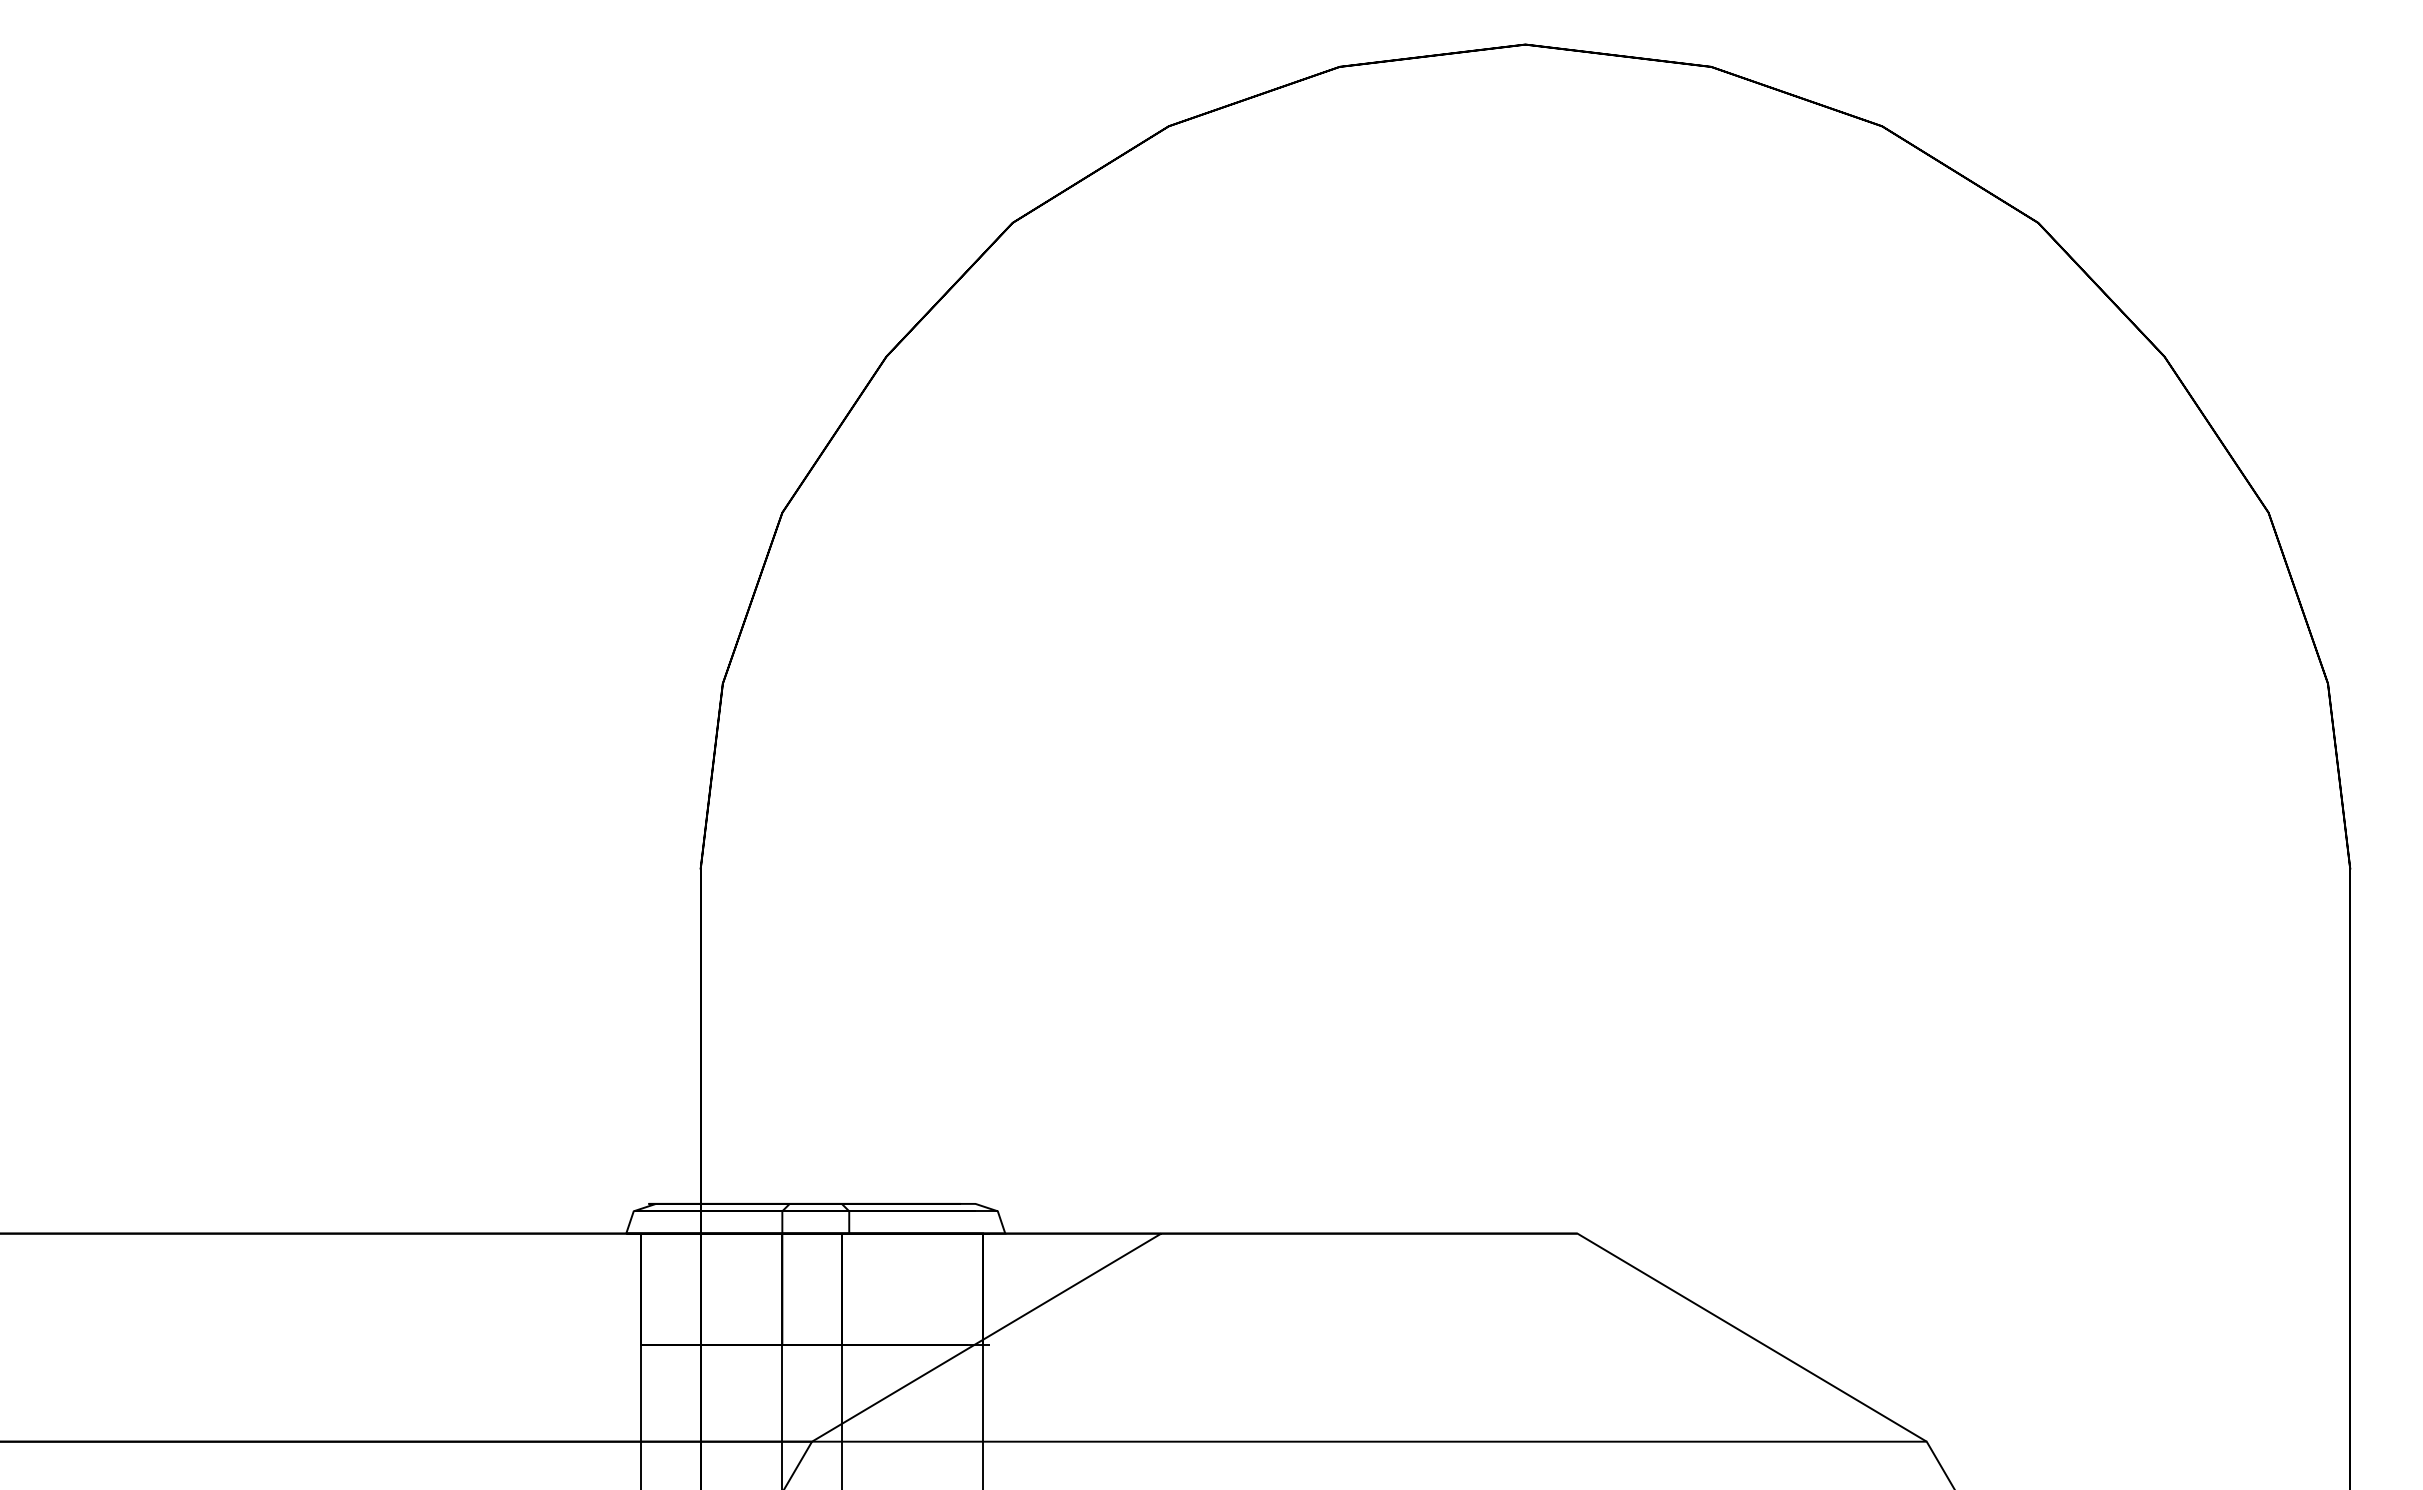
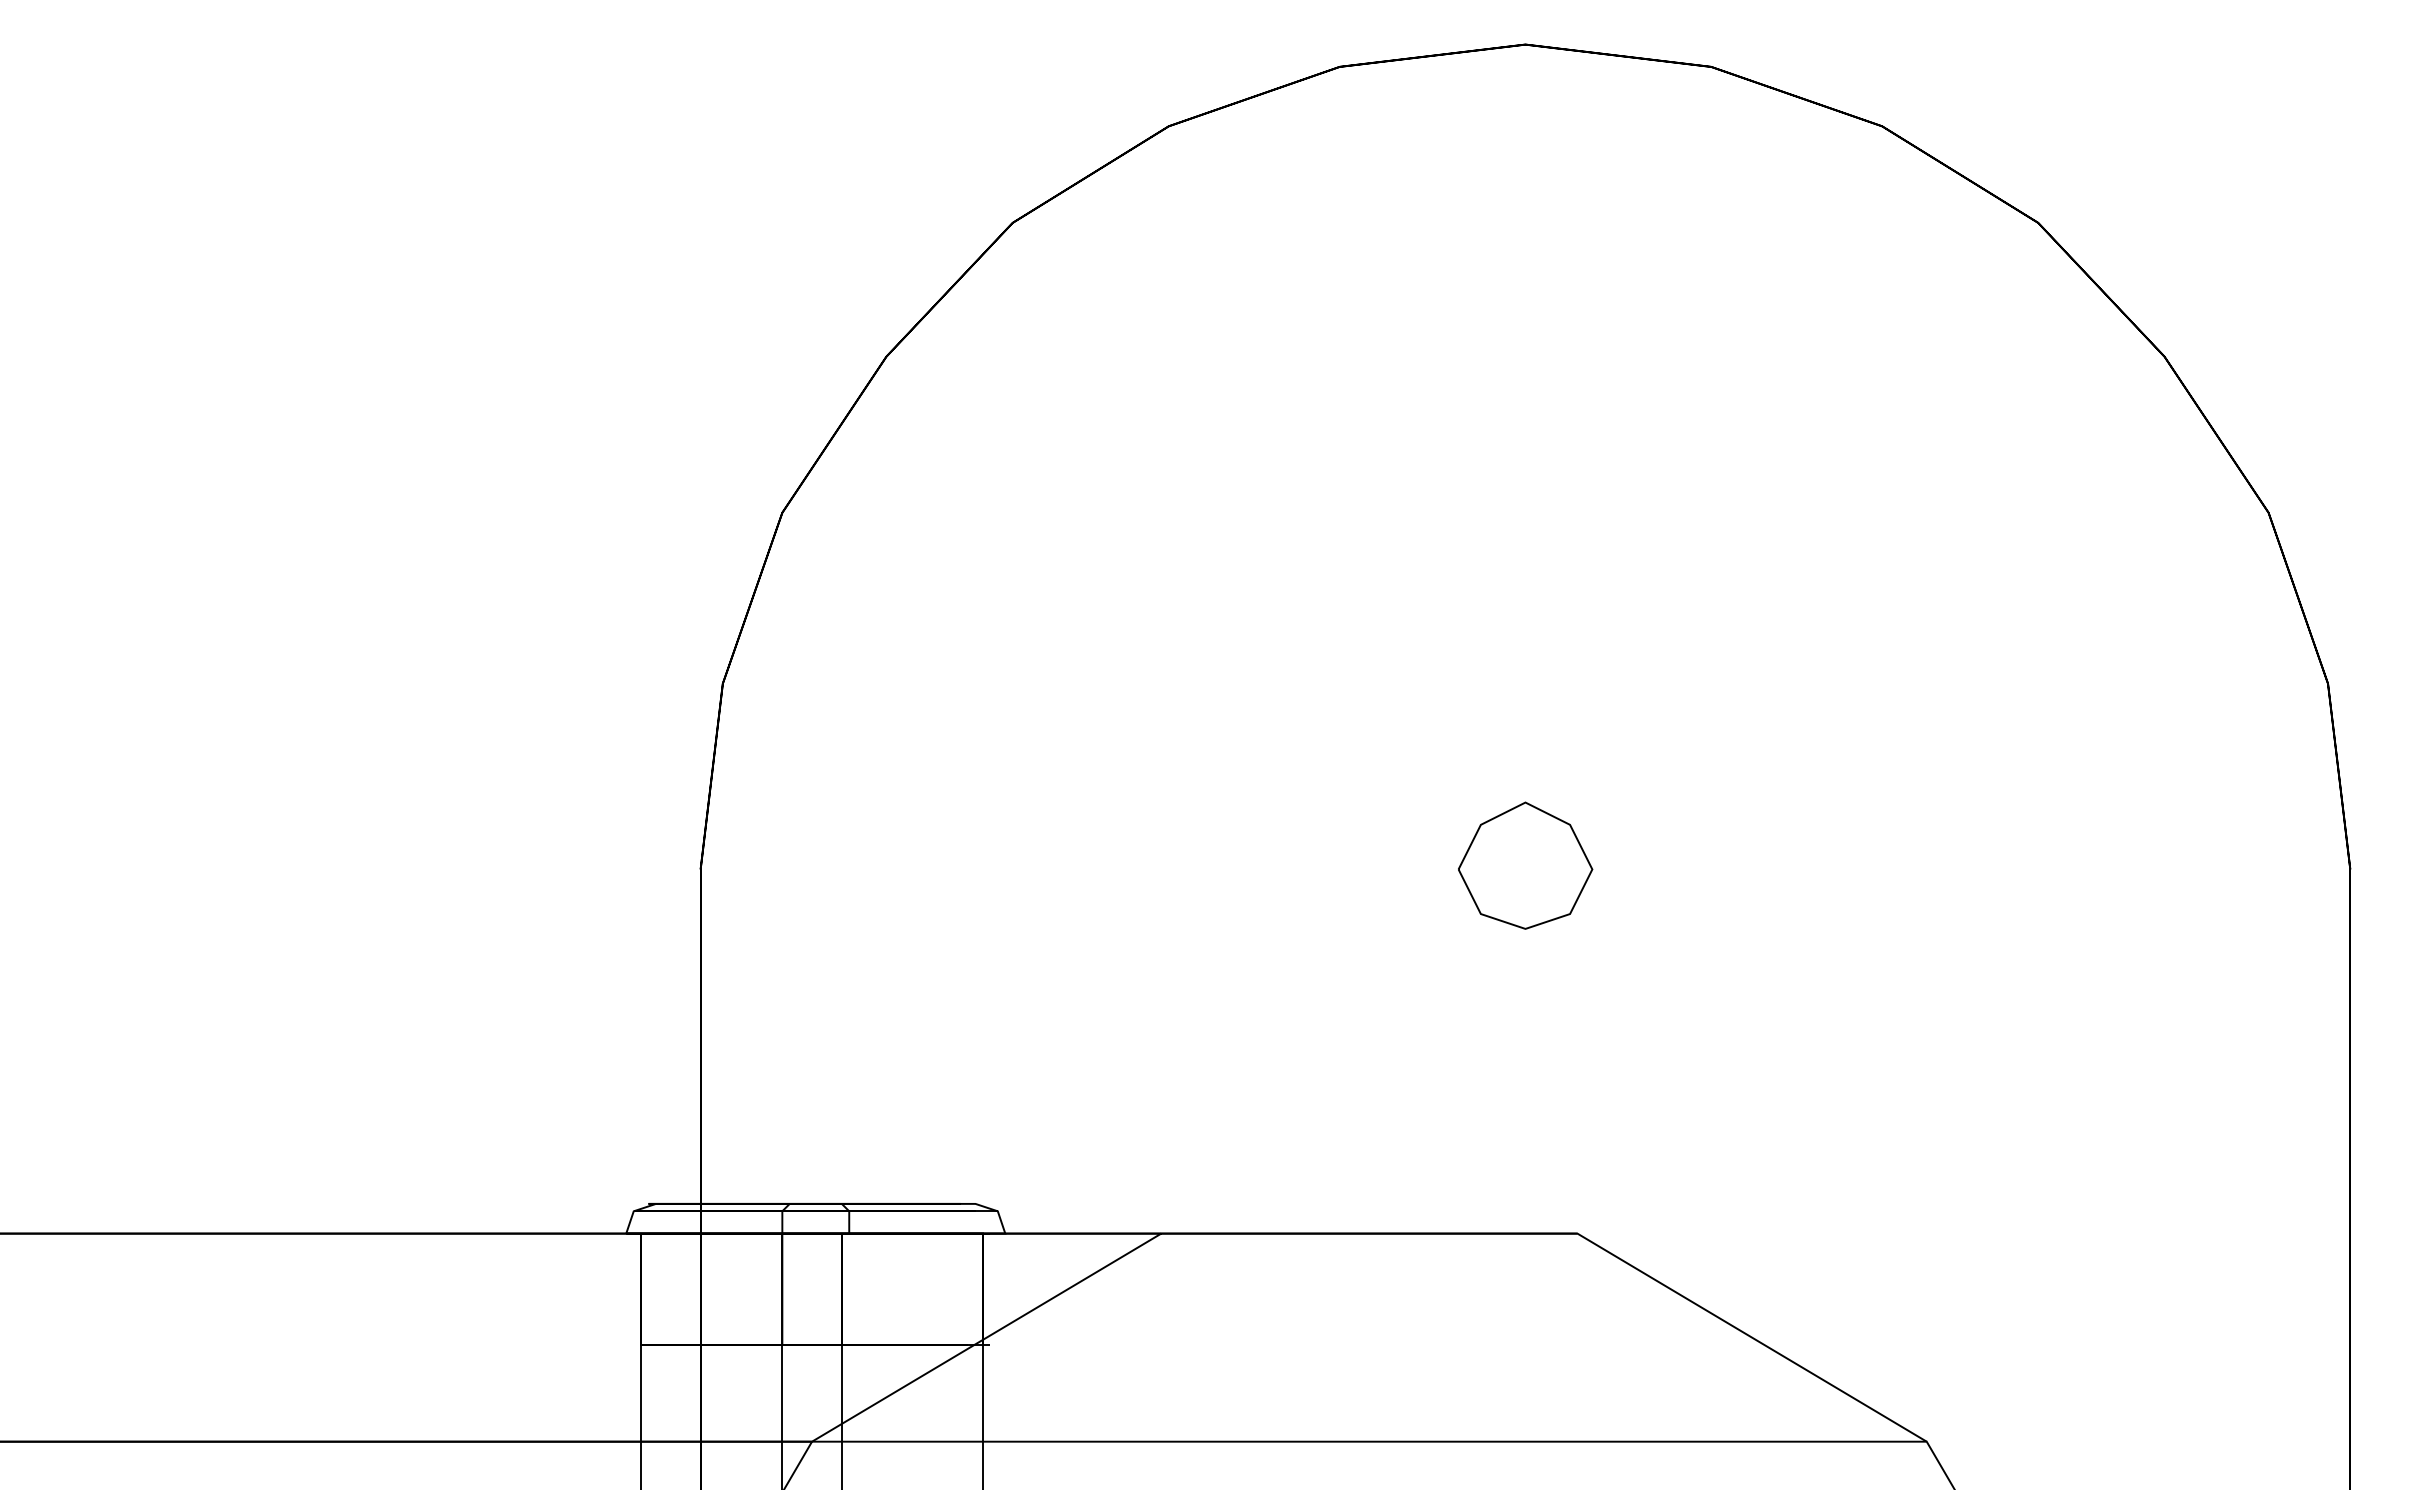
part: none -> present (1525, 865)
